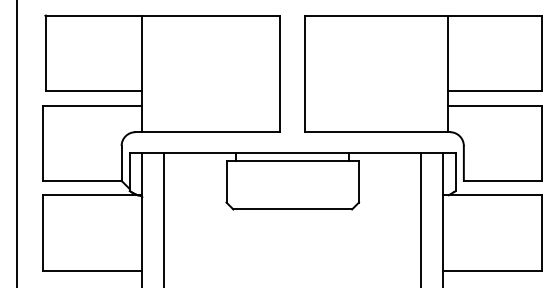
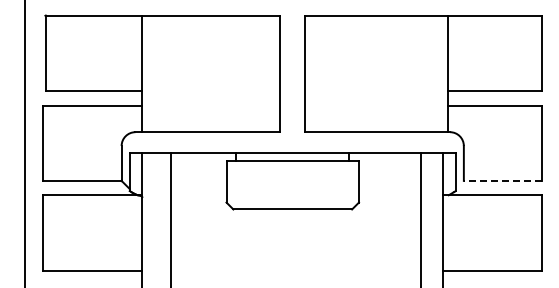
line position: (16, 143) -> (24, 143) (24, 143)
line: solid -> dashed (502, 180)
line position: (164, 218) -> (171, 218) (171, 218)
